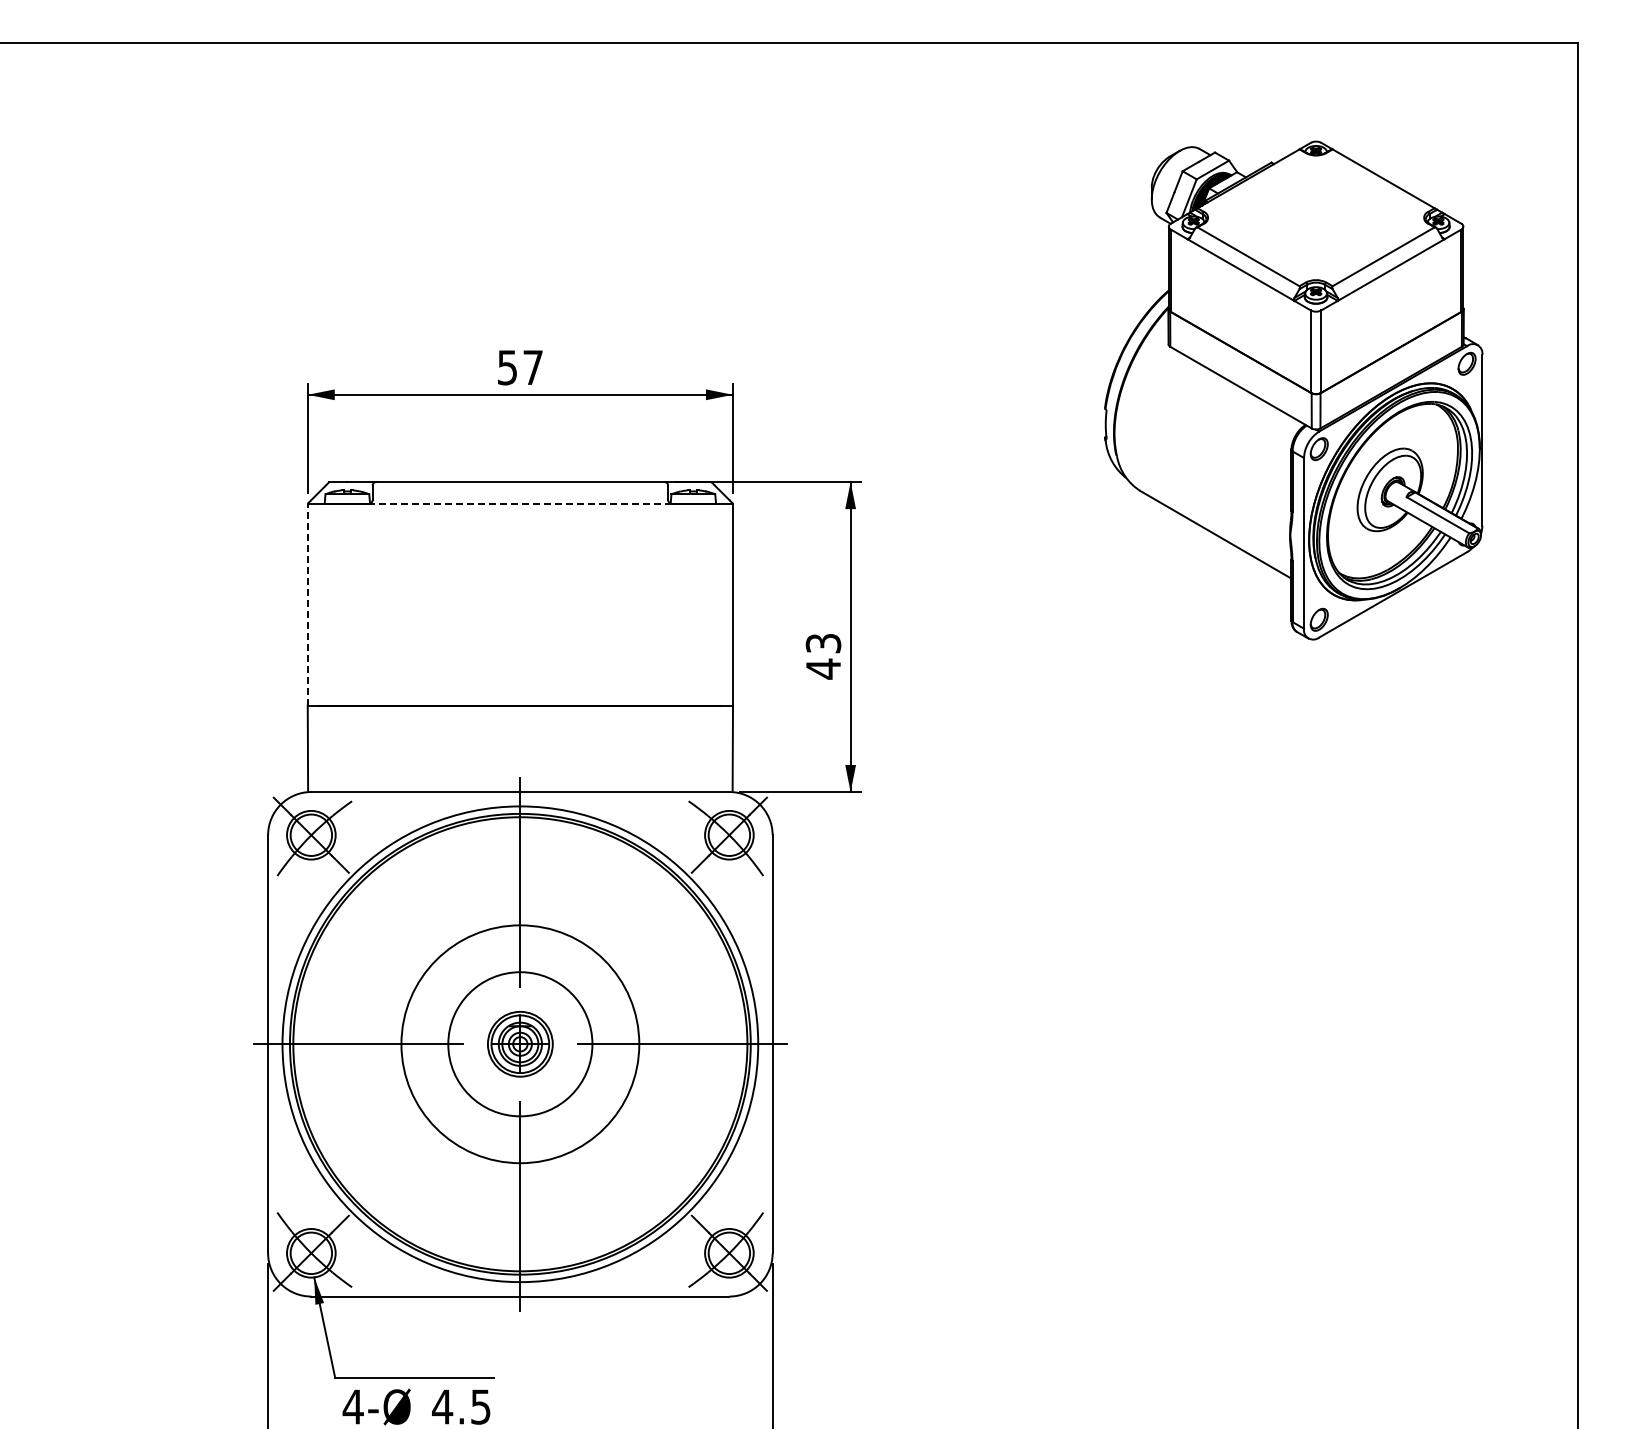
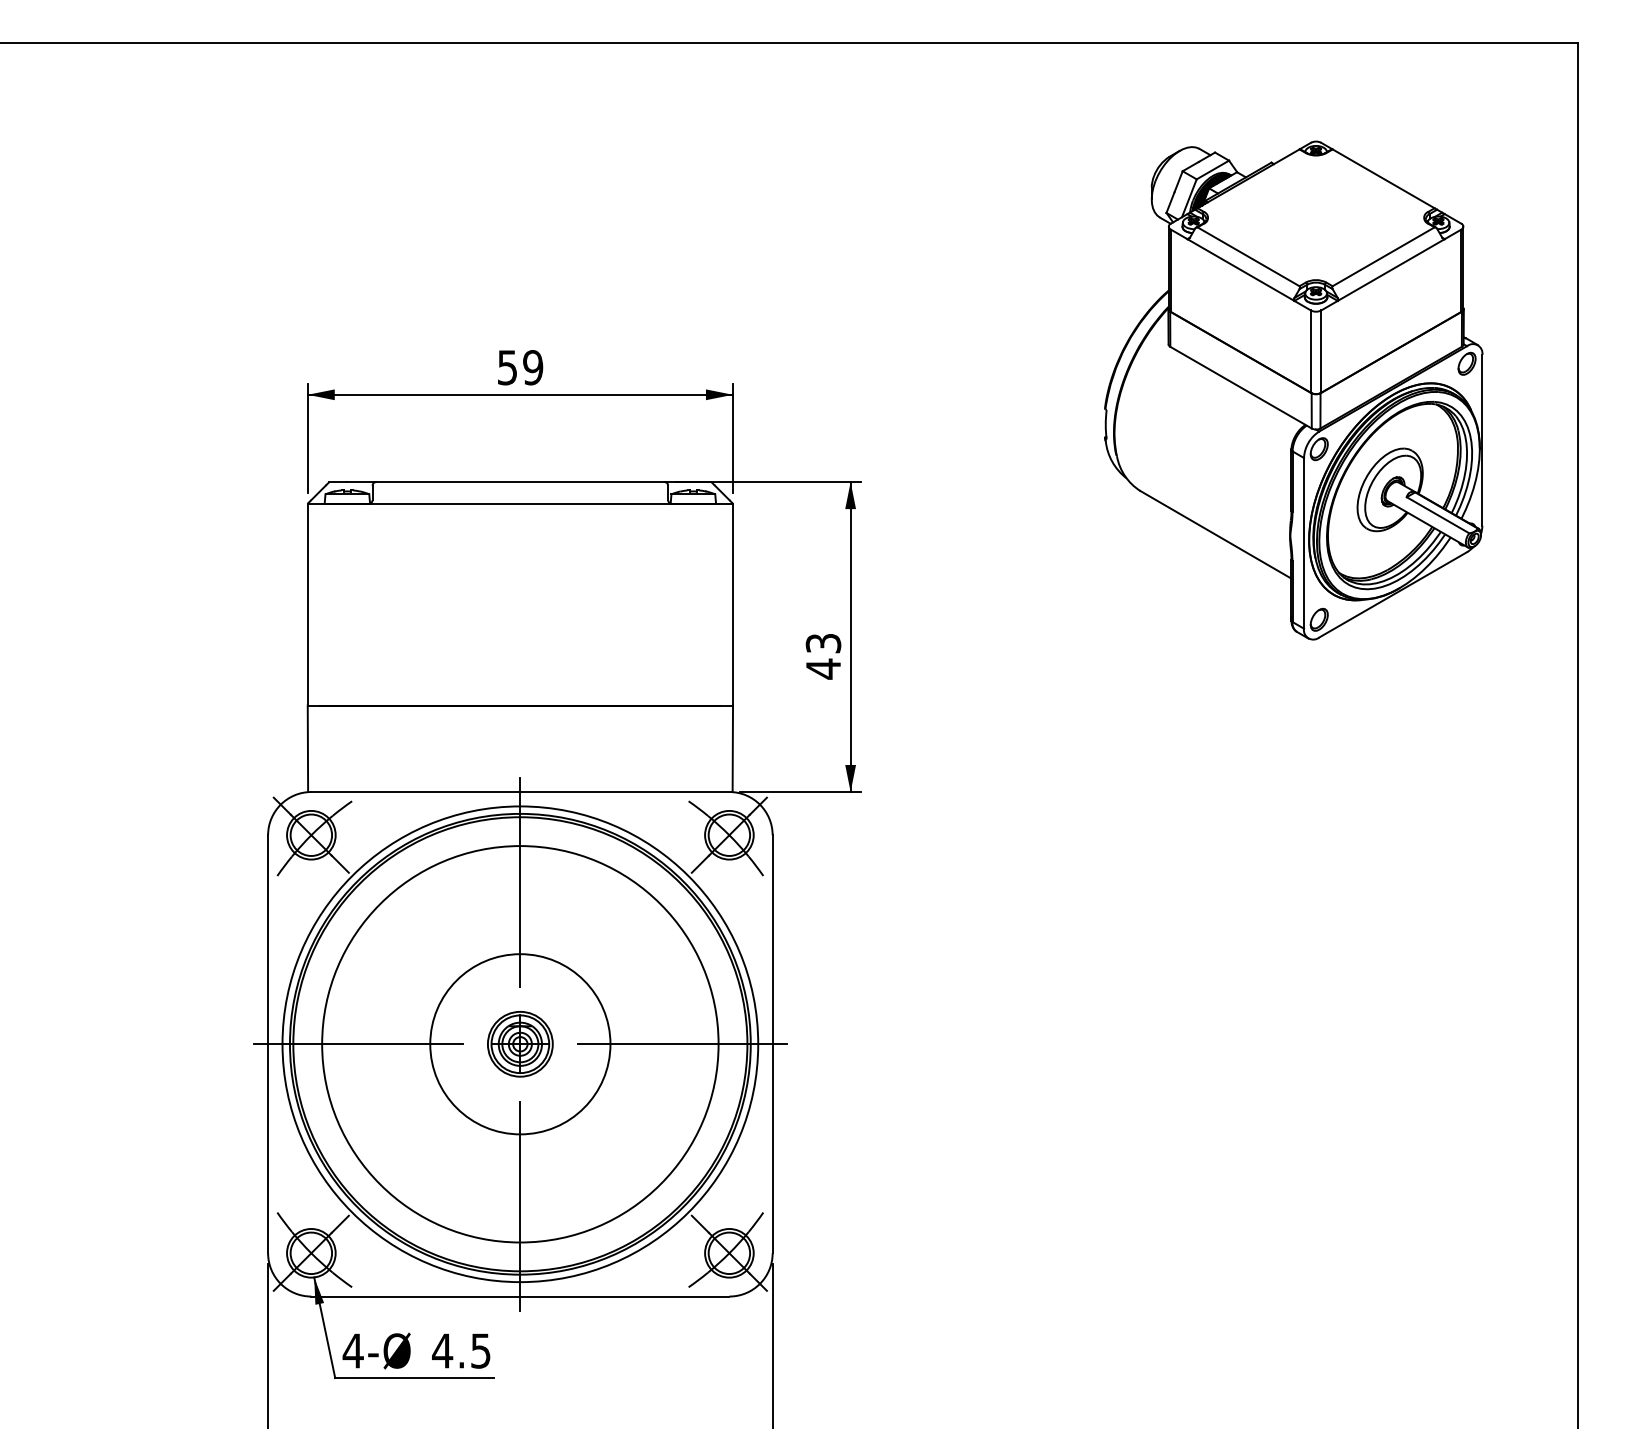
text: 57 -> 59 (533, 367)
line: dashed -> solid (519, 503)
line: dashed -> solid (307, 604)
circle diameter: 144 px -> 180 px (520, 1044)
circle diameter: 238 px -> 396 px (520, 1044)
text position: (416, 1406) -> (416, 1350) (416, 1350)
